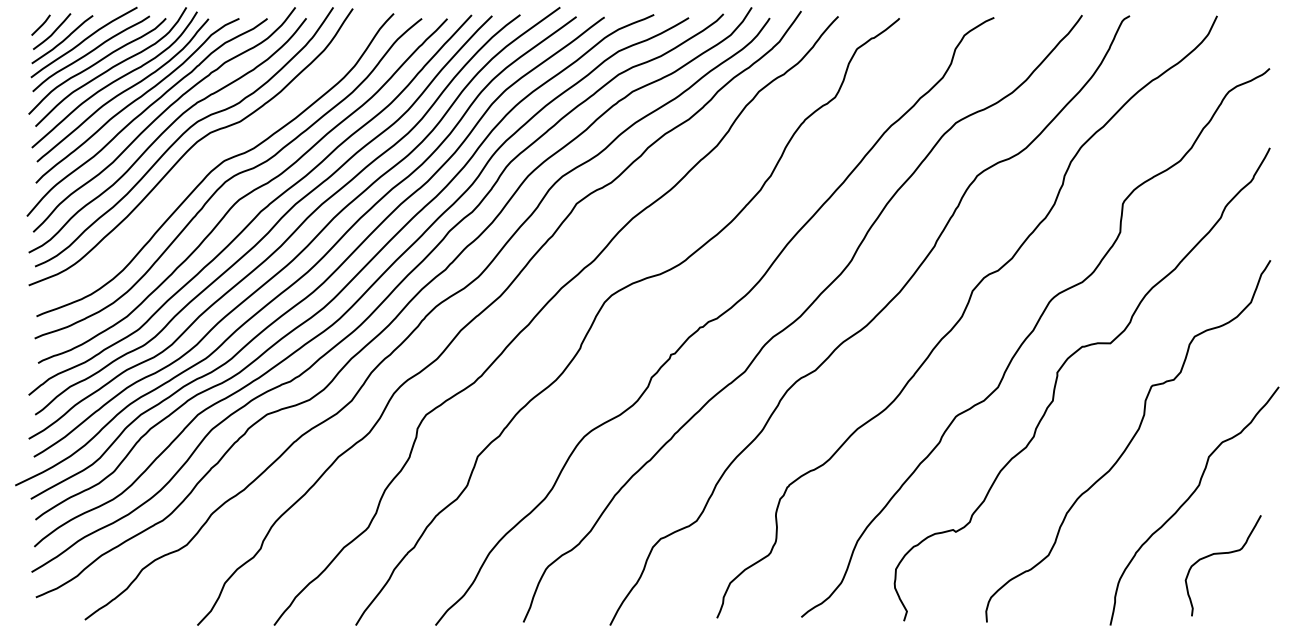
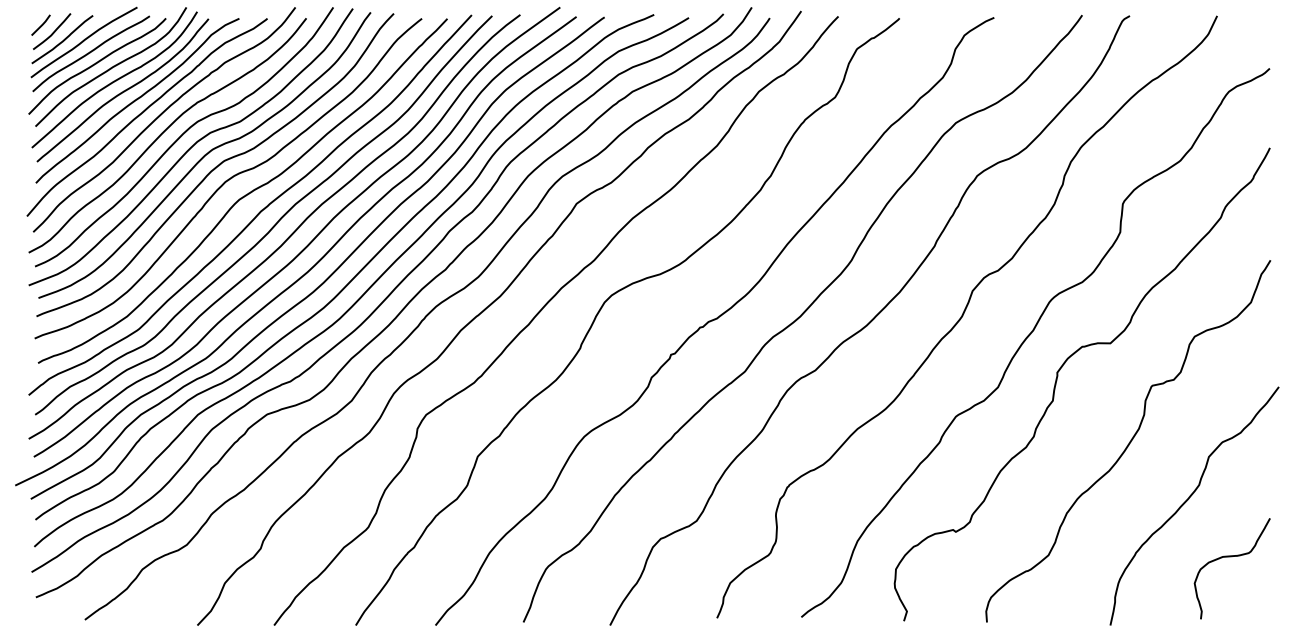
curve: none -> present (204, 155)
curve position: (1222, 554) -> (1231, 557) (1231, 557)
